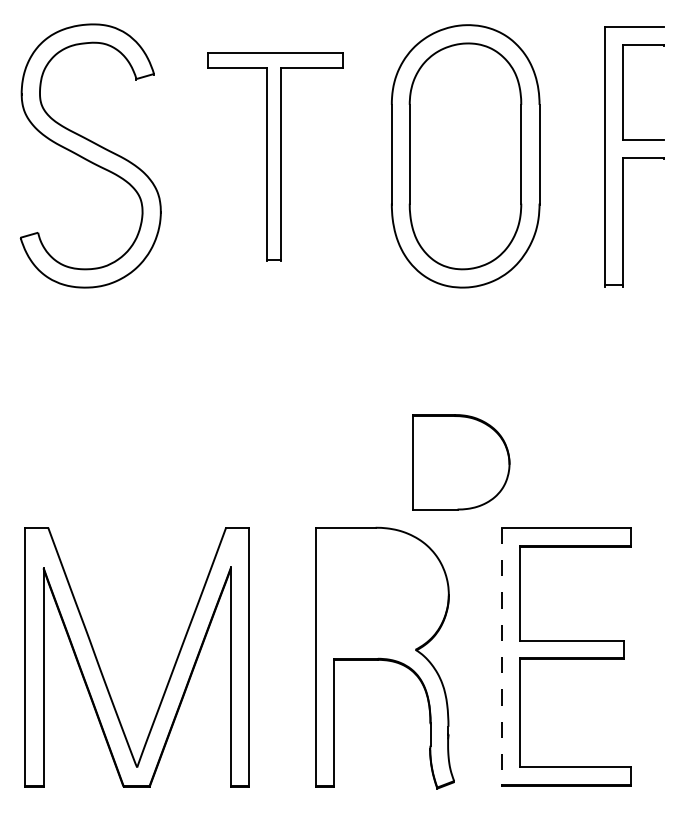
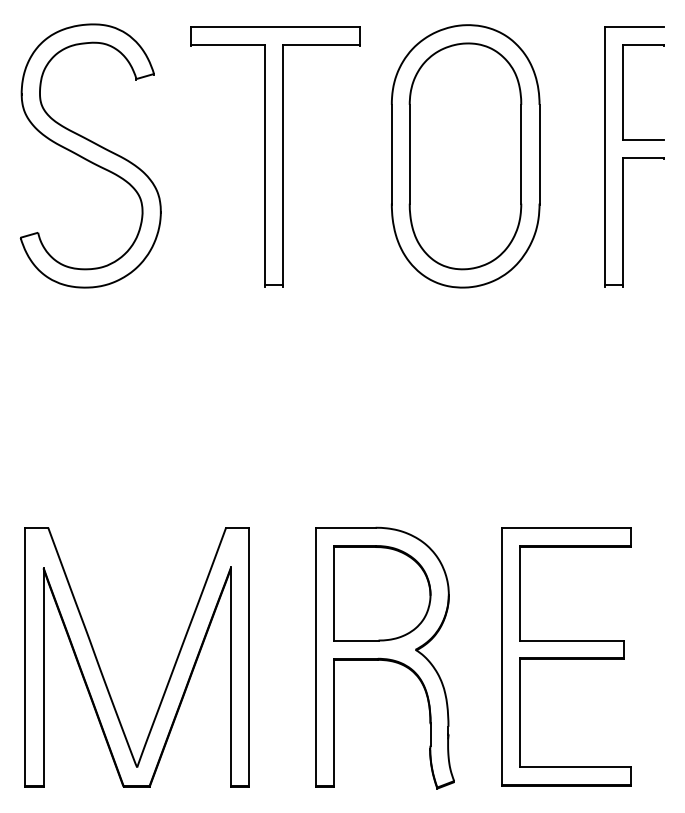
part size: 137x210 px -> 171x262 px (275, 156)
part position: (461, 462) -> (382, 593) (382, 593)
line: dashed -> solid (501, 656)
